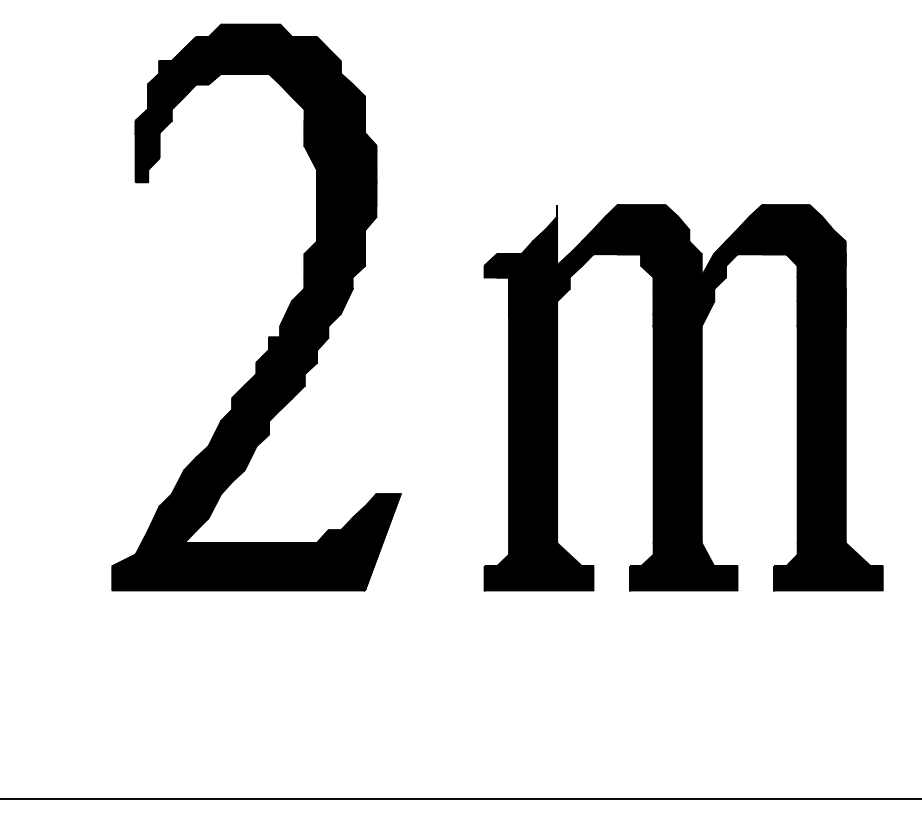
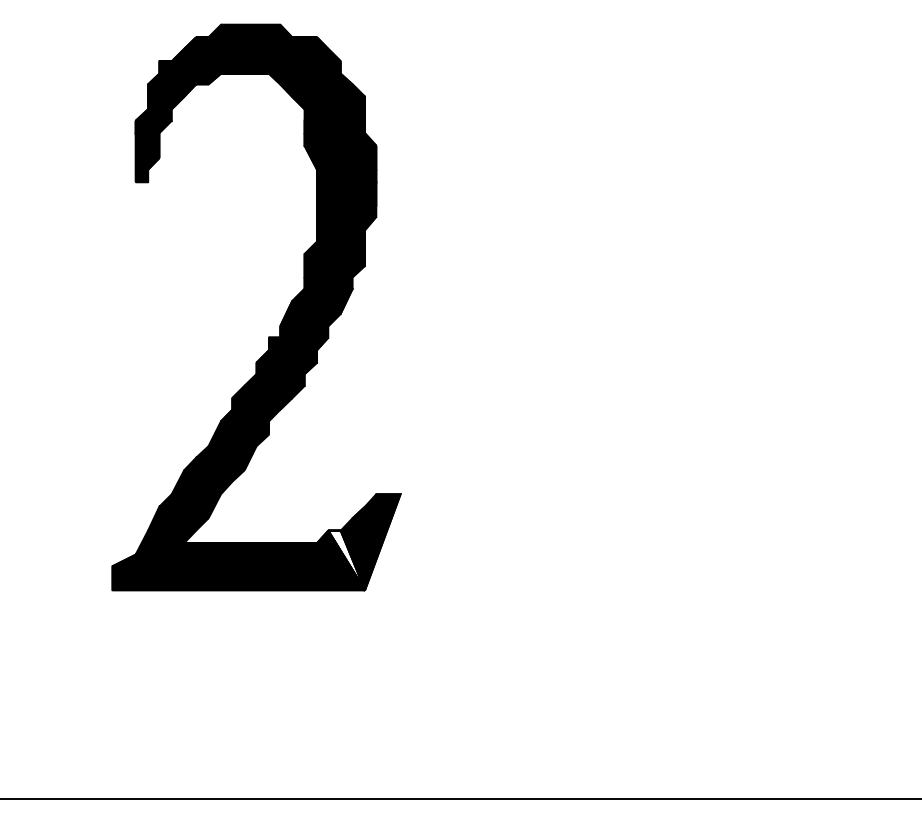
part: present -> none (683, 397)
fill: present -> none (346, 560)
